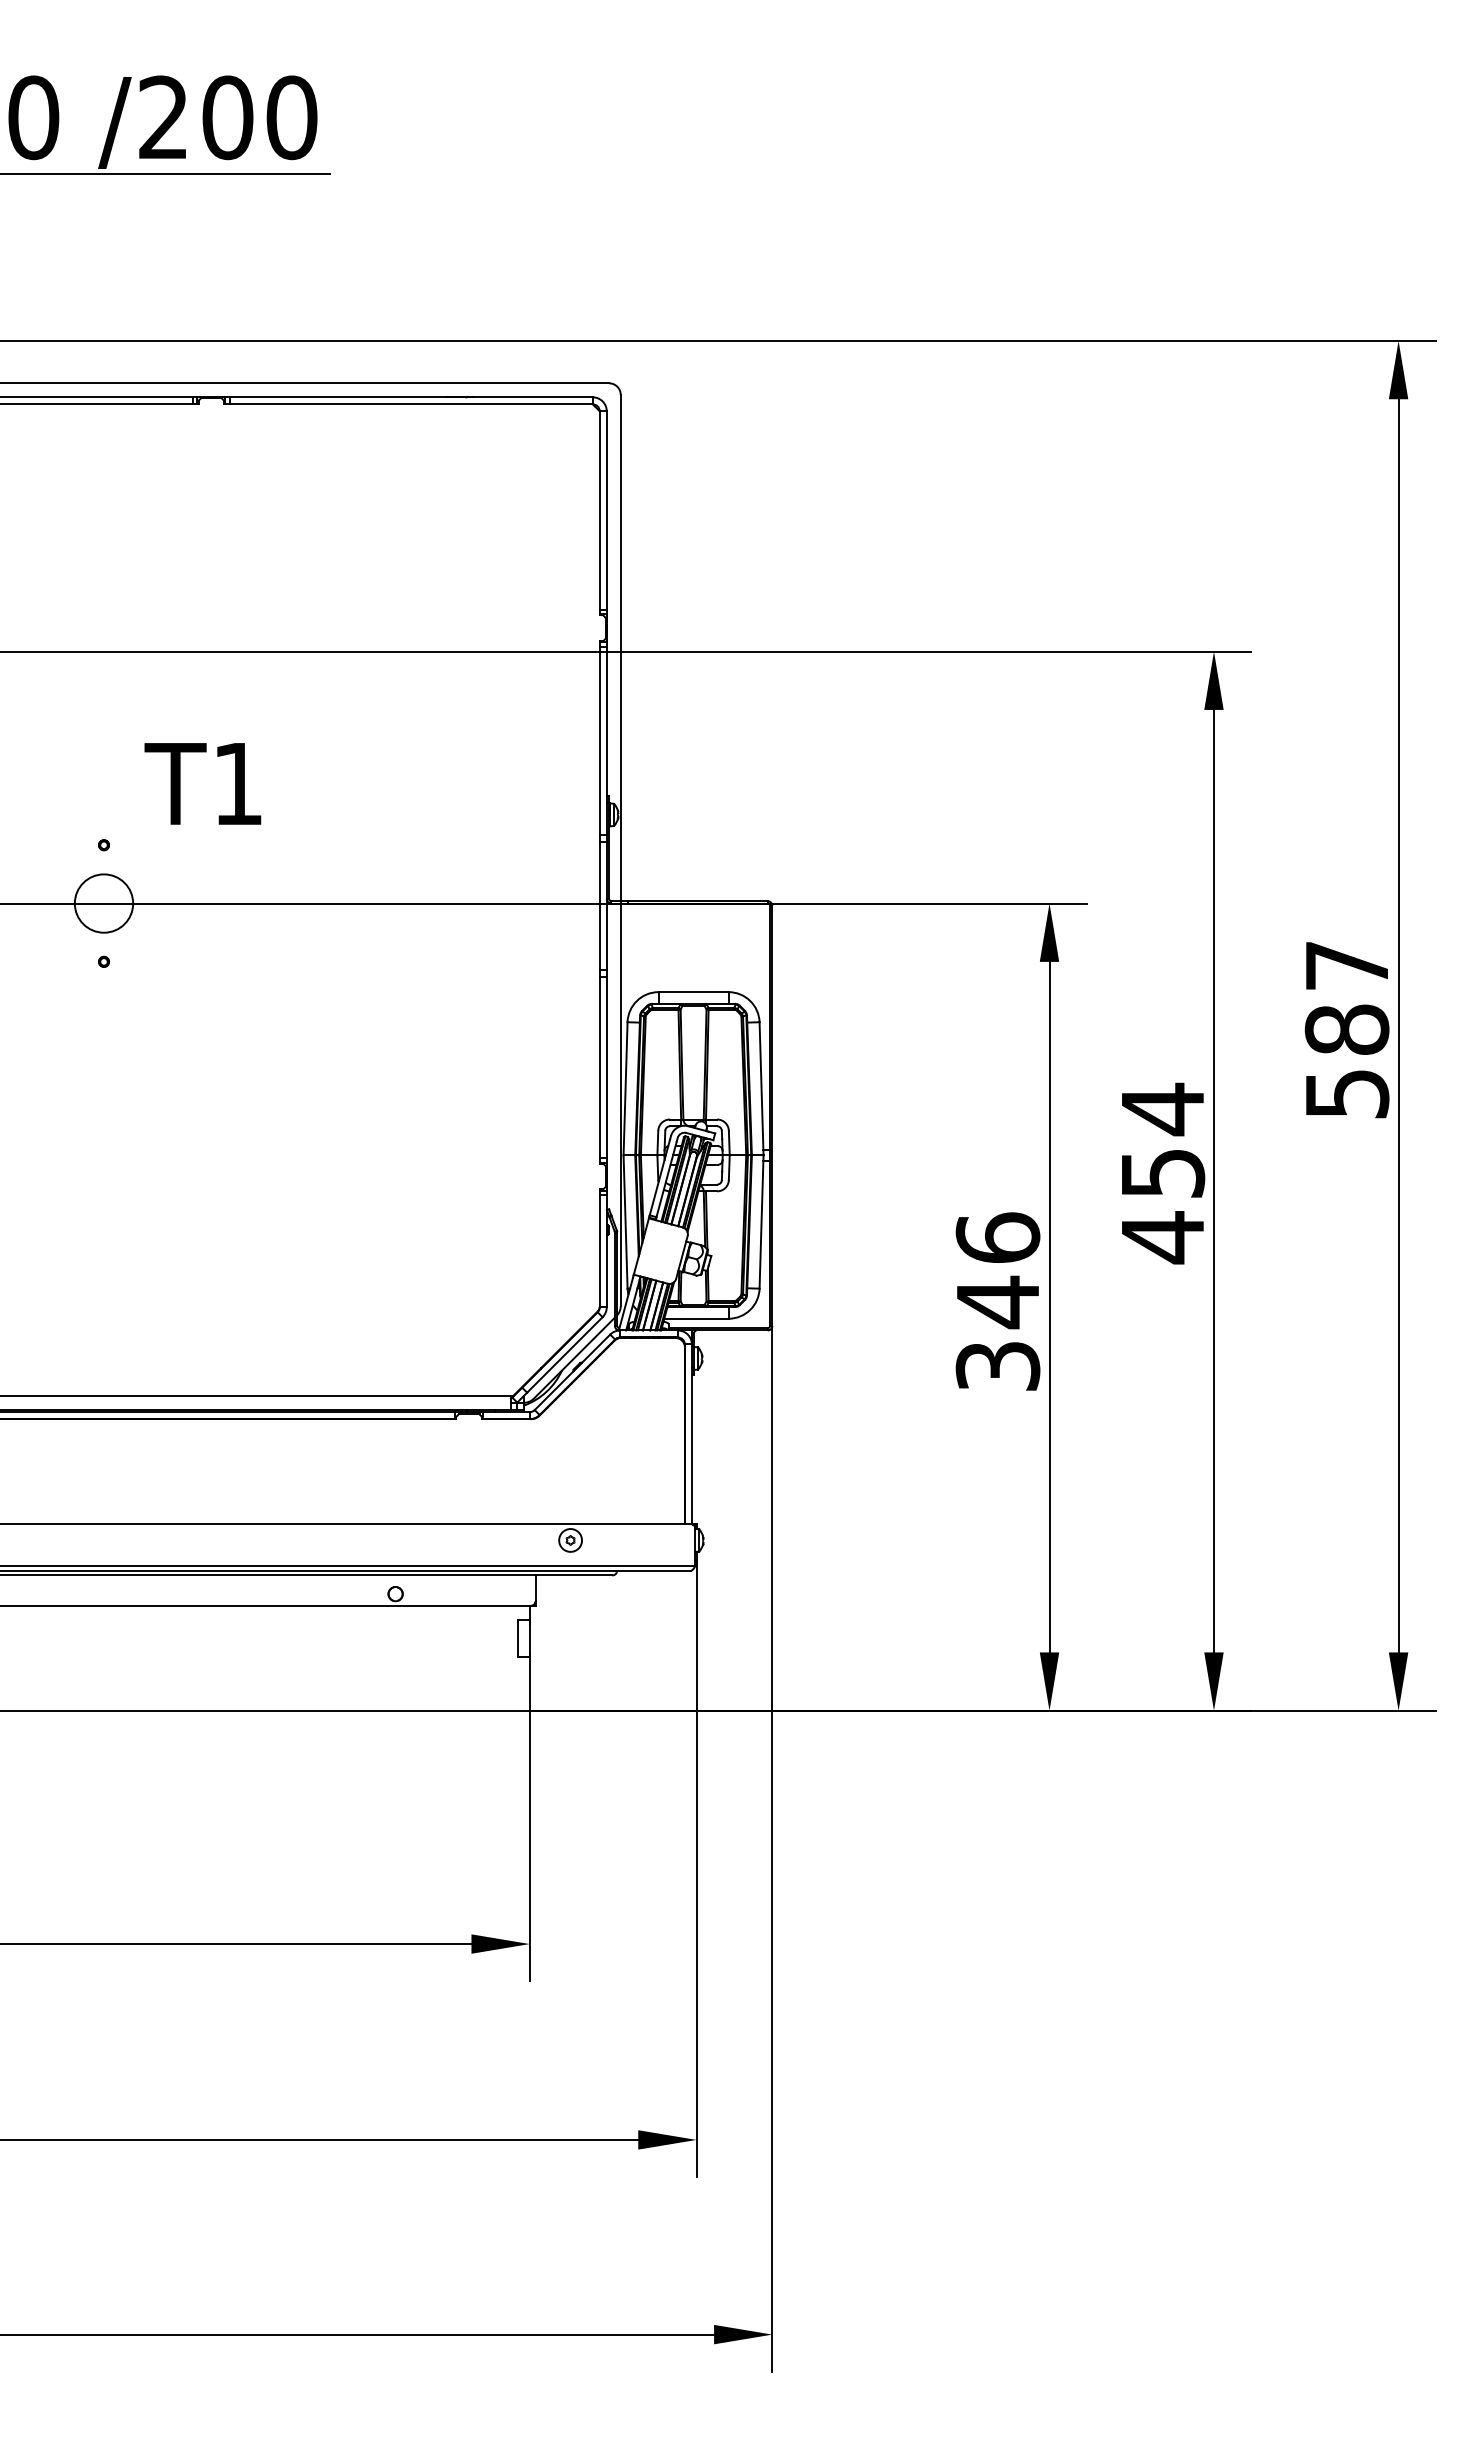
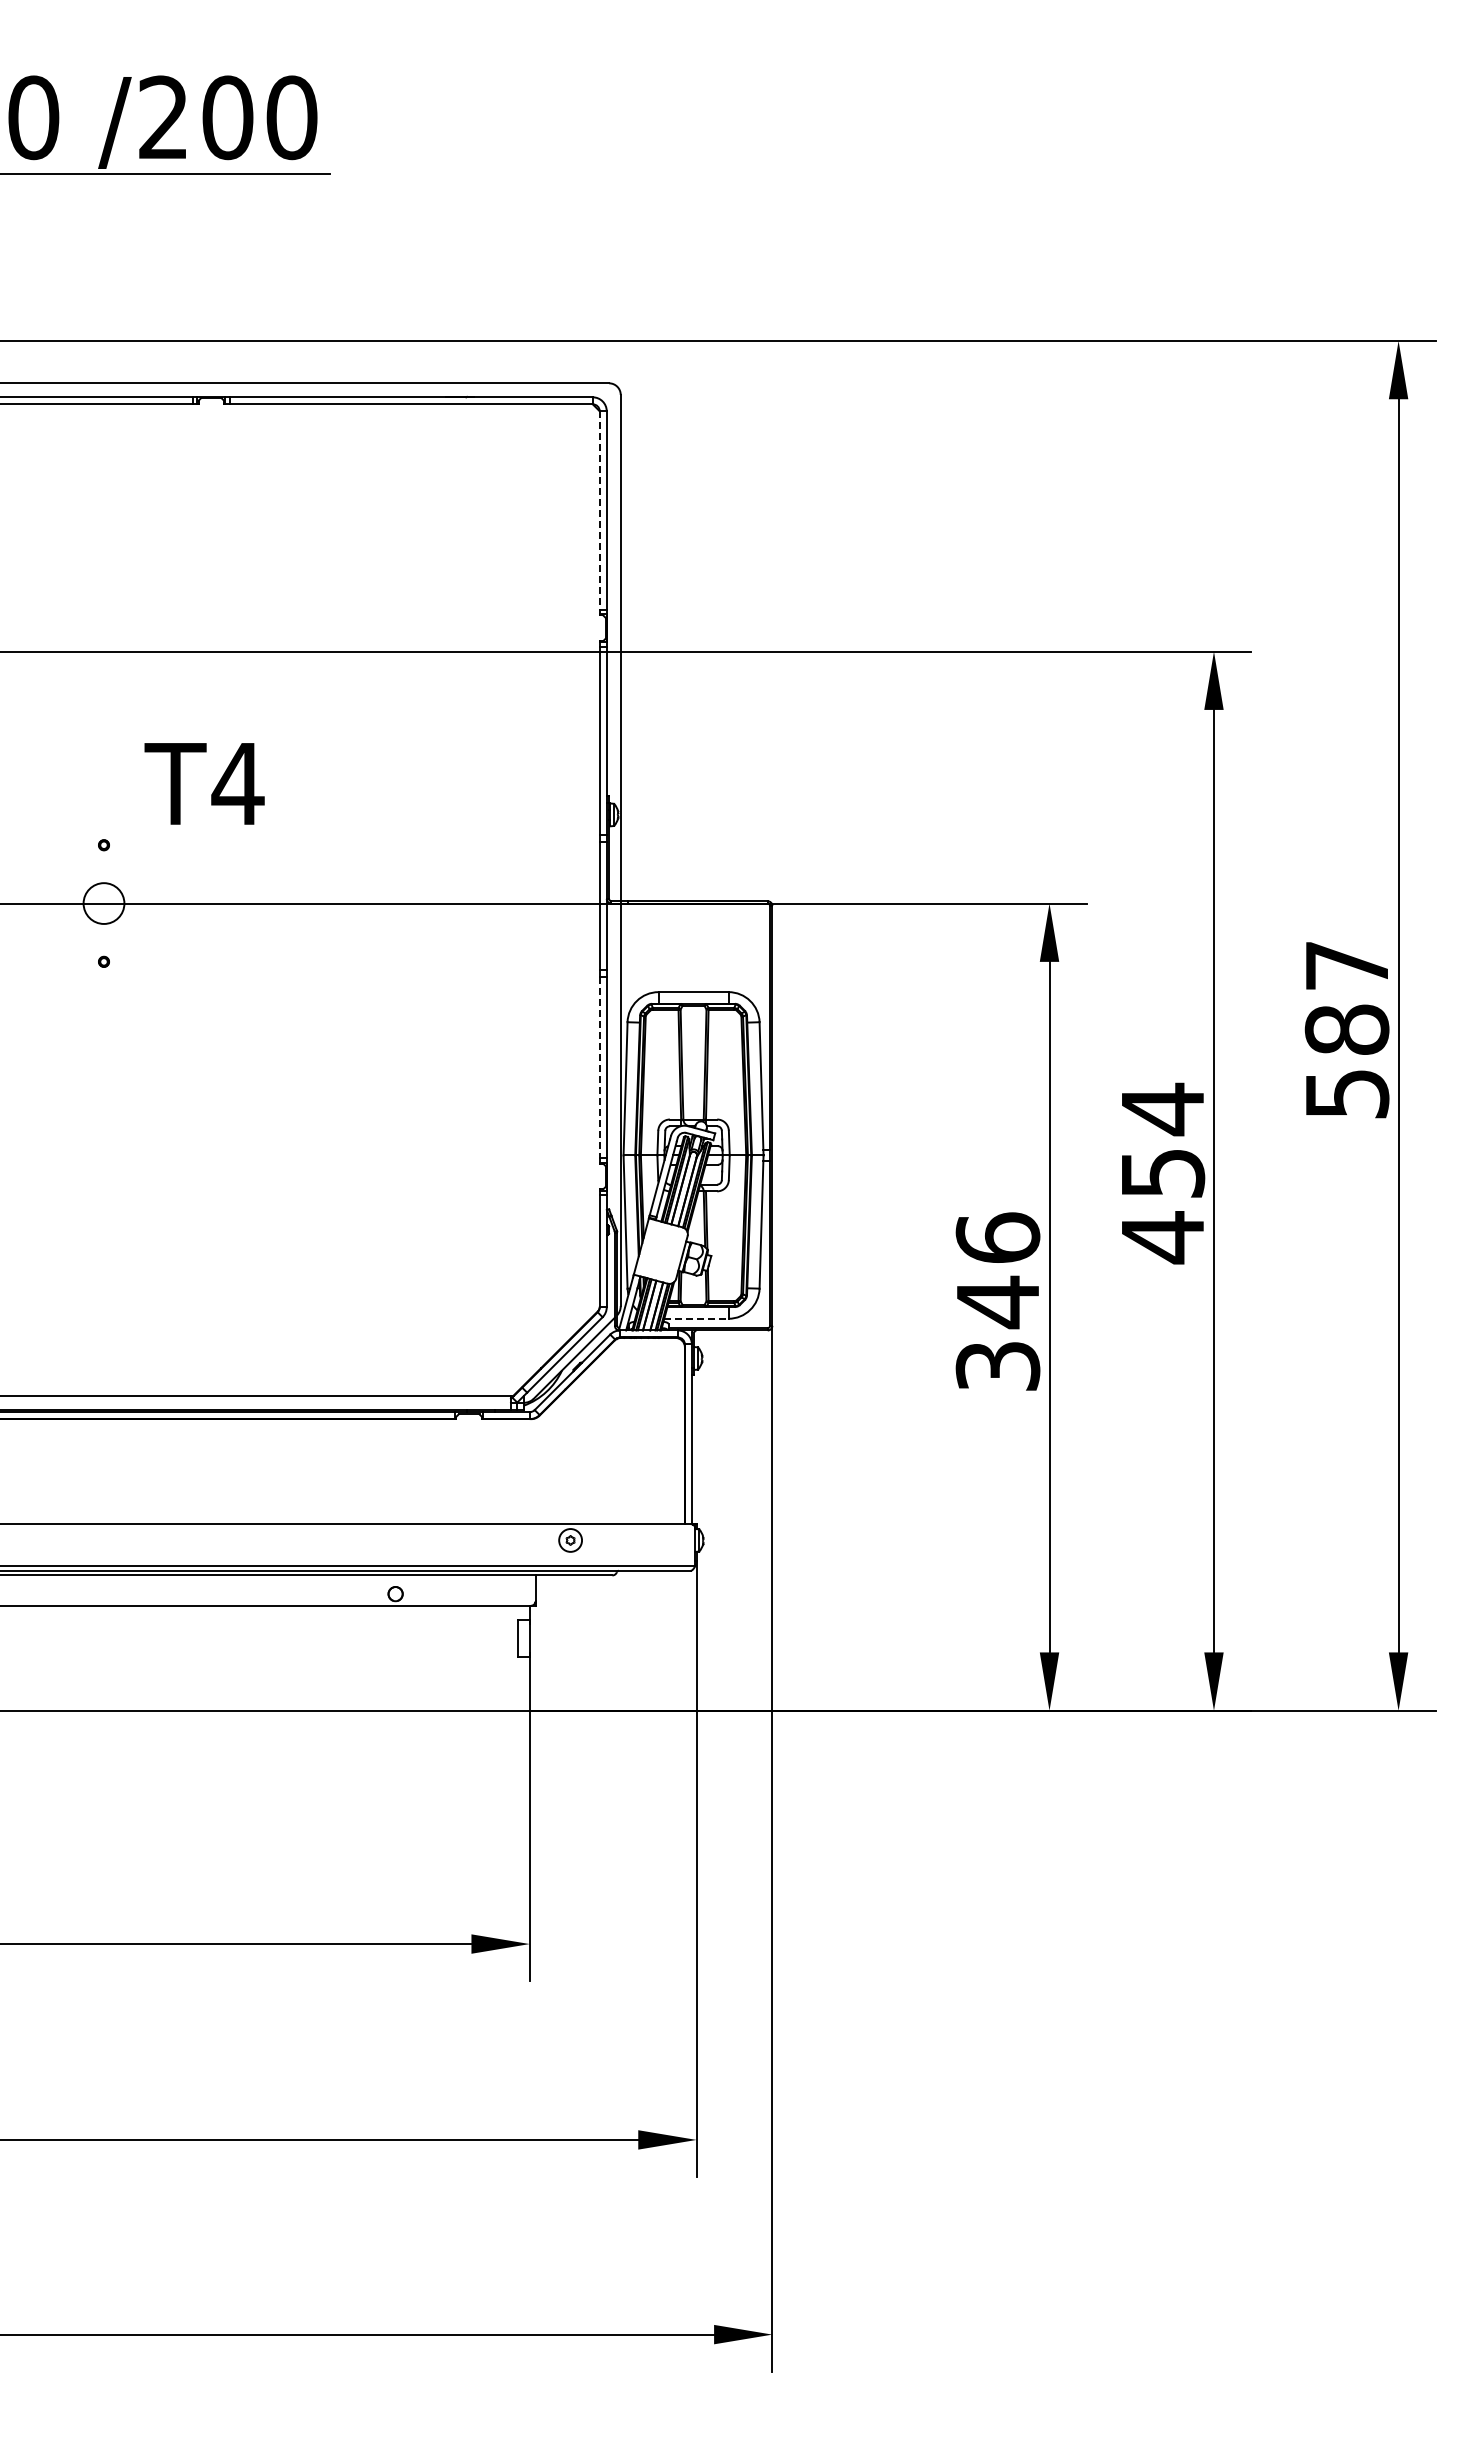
line: solid -> dashed (599, 510)
text: T1 -> T4 (237, 783)
circle diameter: 58 px -> 41 px (103, 903)
line: solid -> dashed (599, 1067)
line: solid -> dashed (696, 1318)
